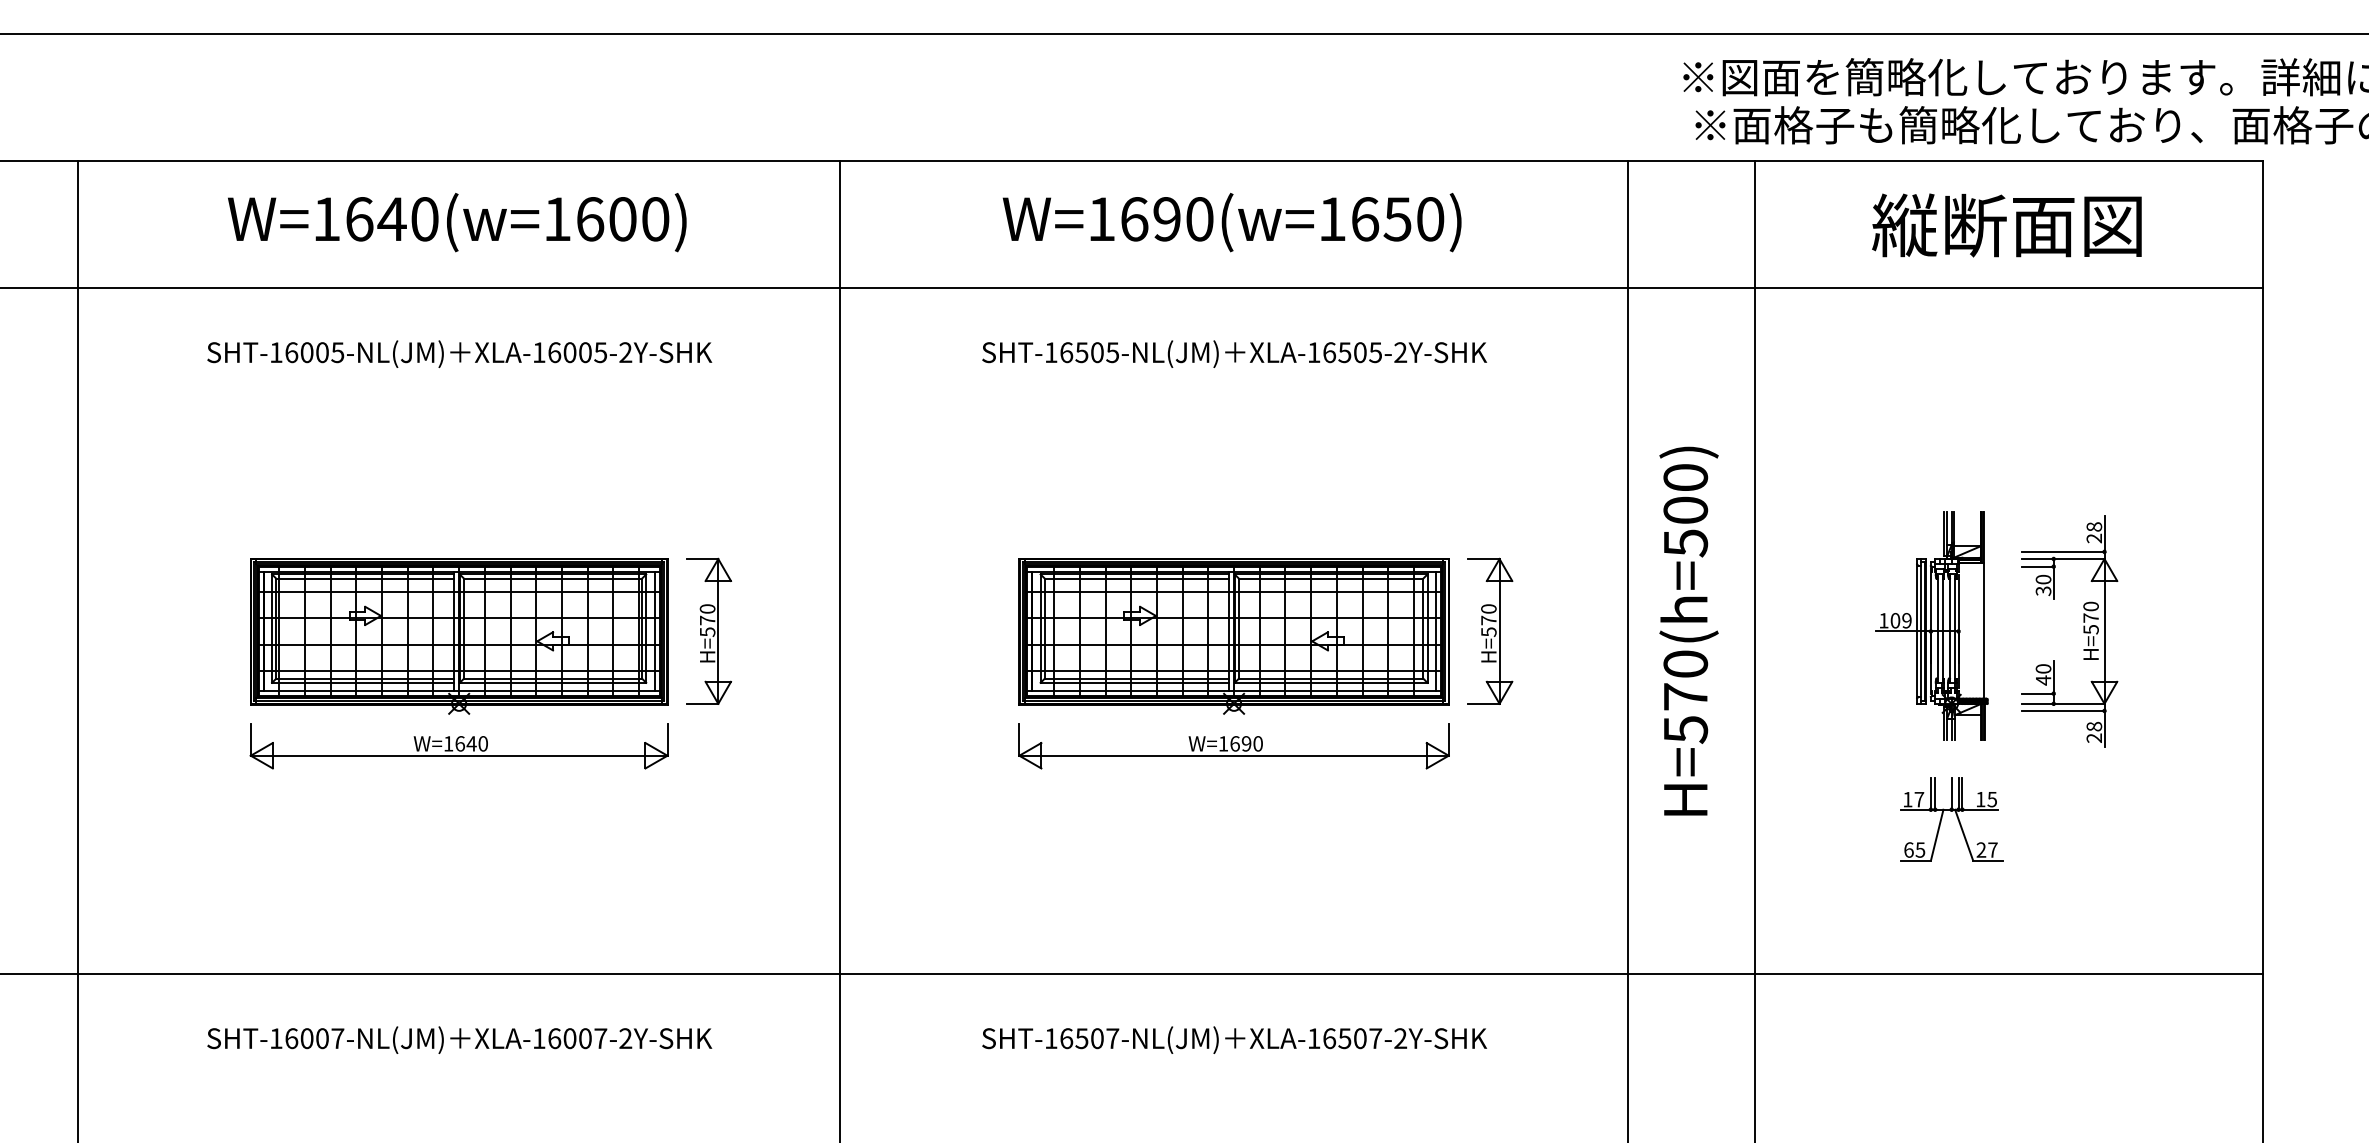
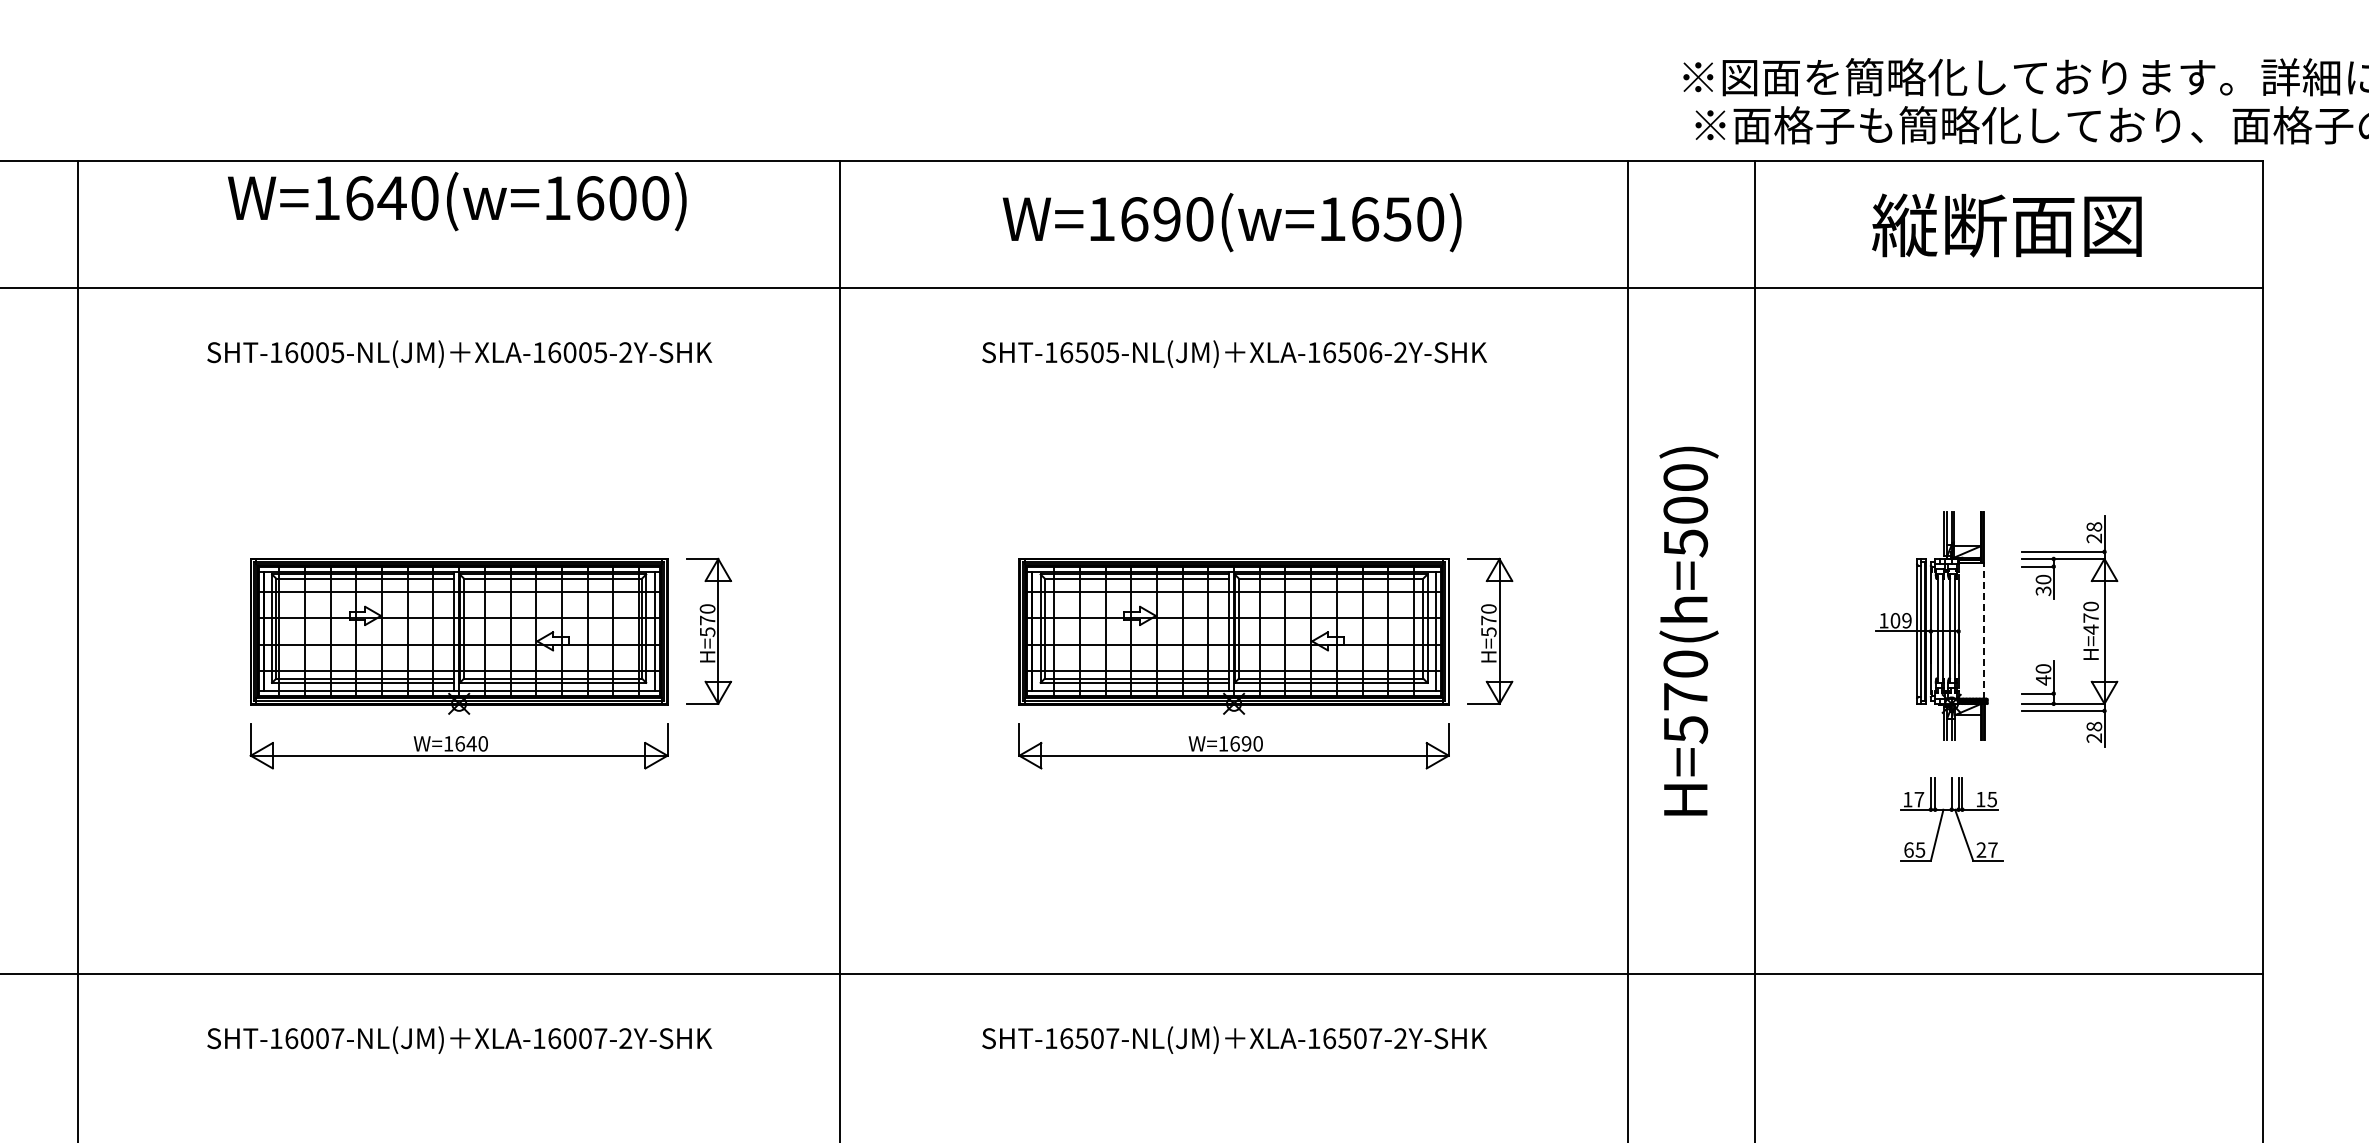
line: present -> none (1183, 34)
text position: (457, 222) -> (457, 201) (457, 201)
text: XLA-16505-2Y-SHK -> XLA-16506-2Y-SHK (1375, 352)
text: H=570 -> H=470 (2090, 629)
line: solid -> dashed (1983, 630)
